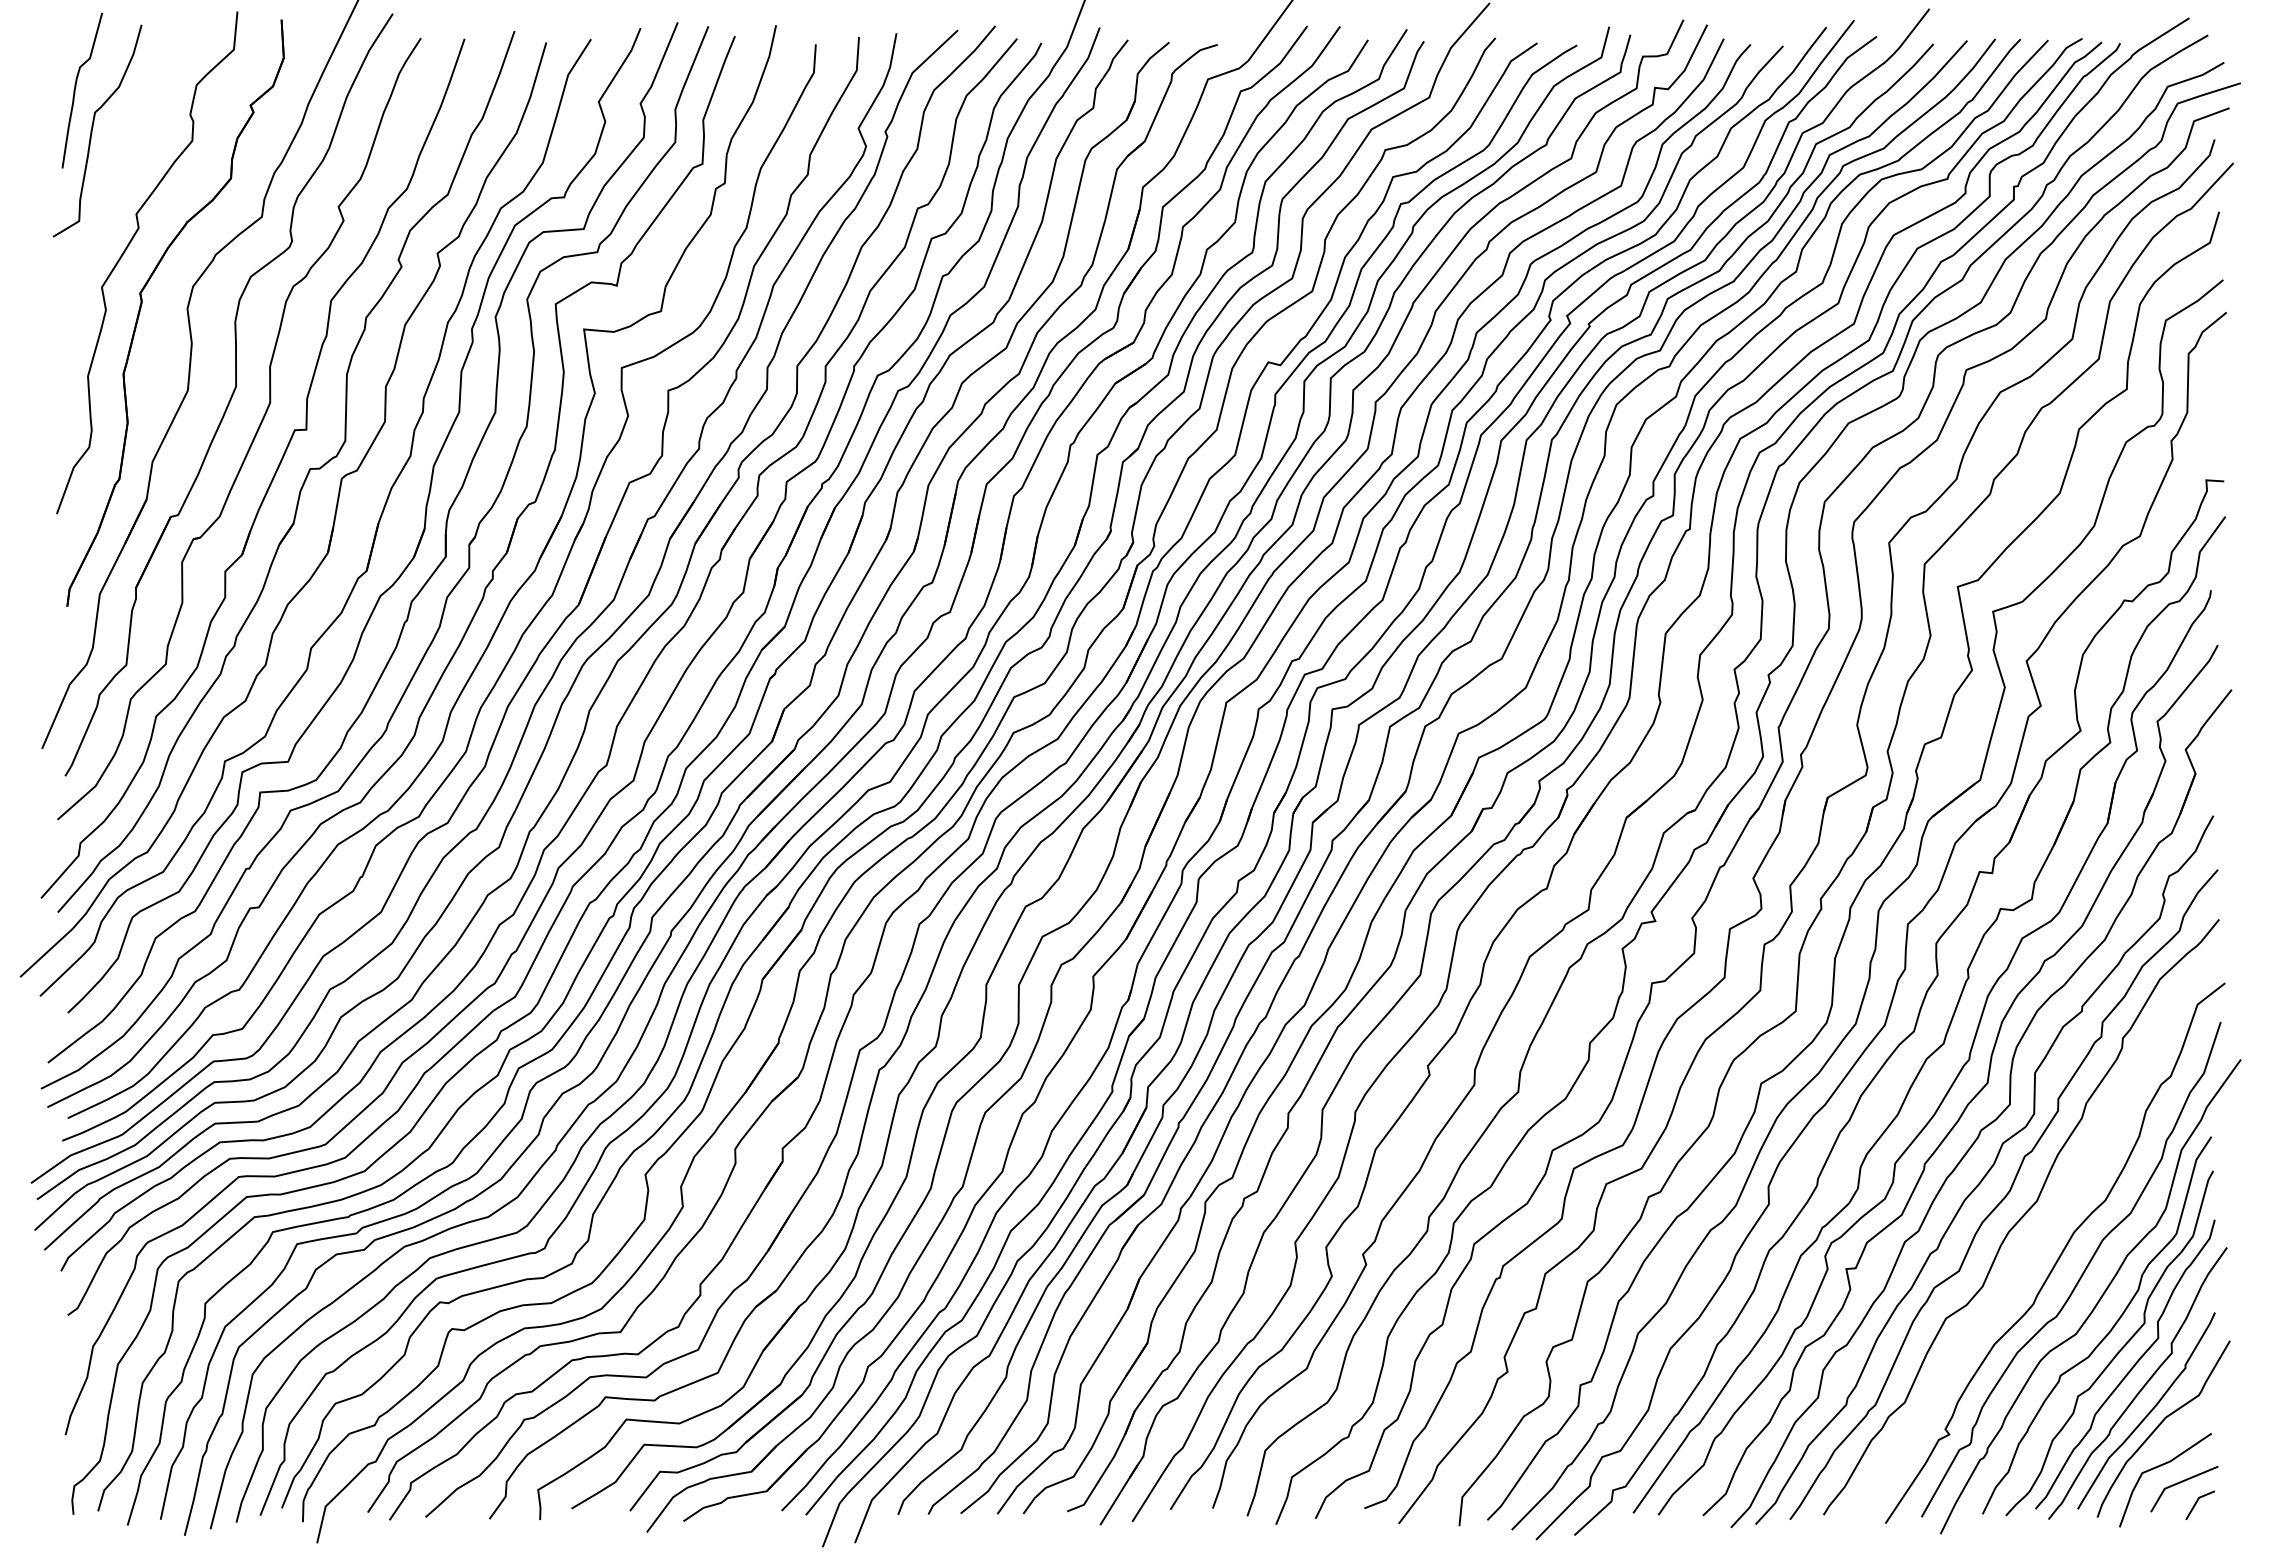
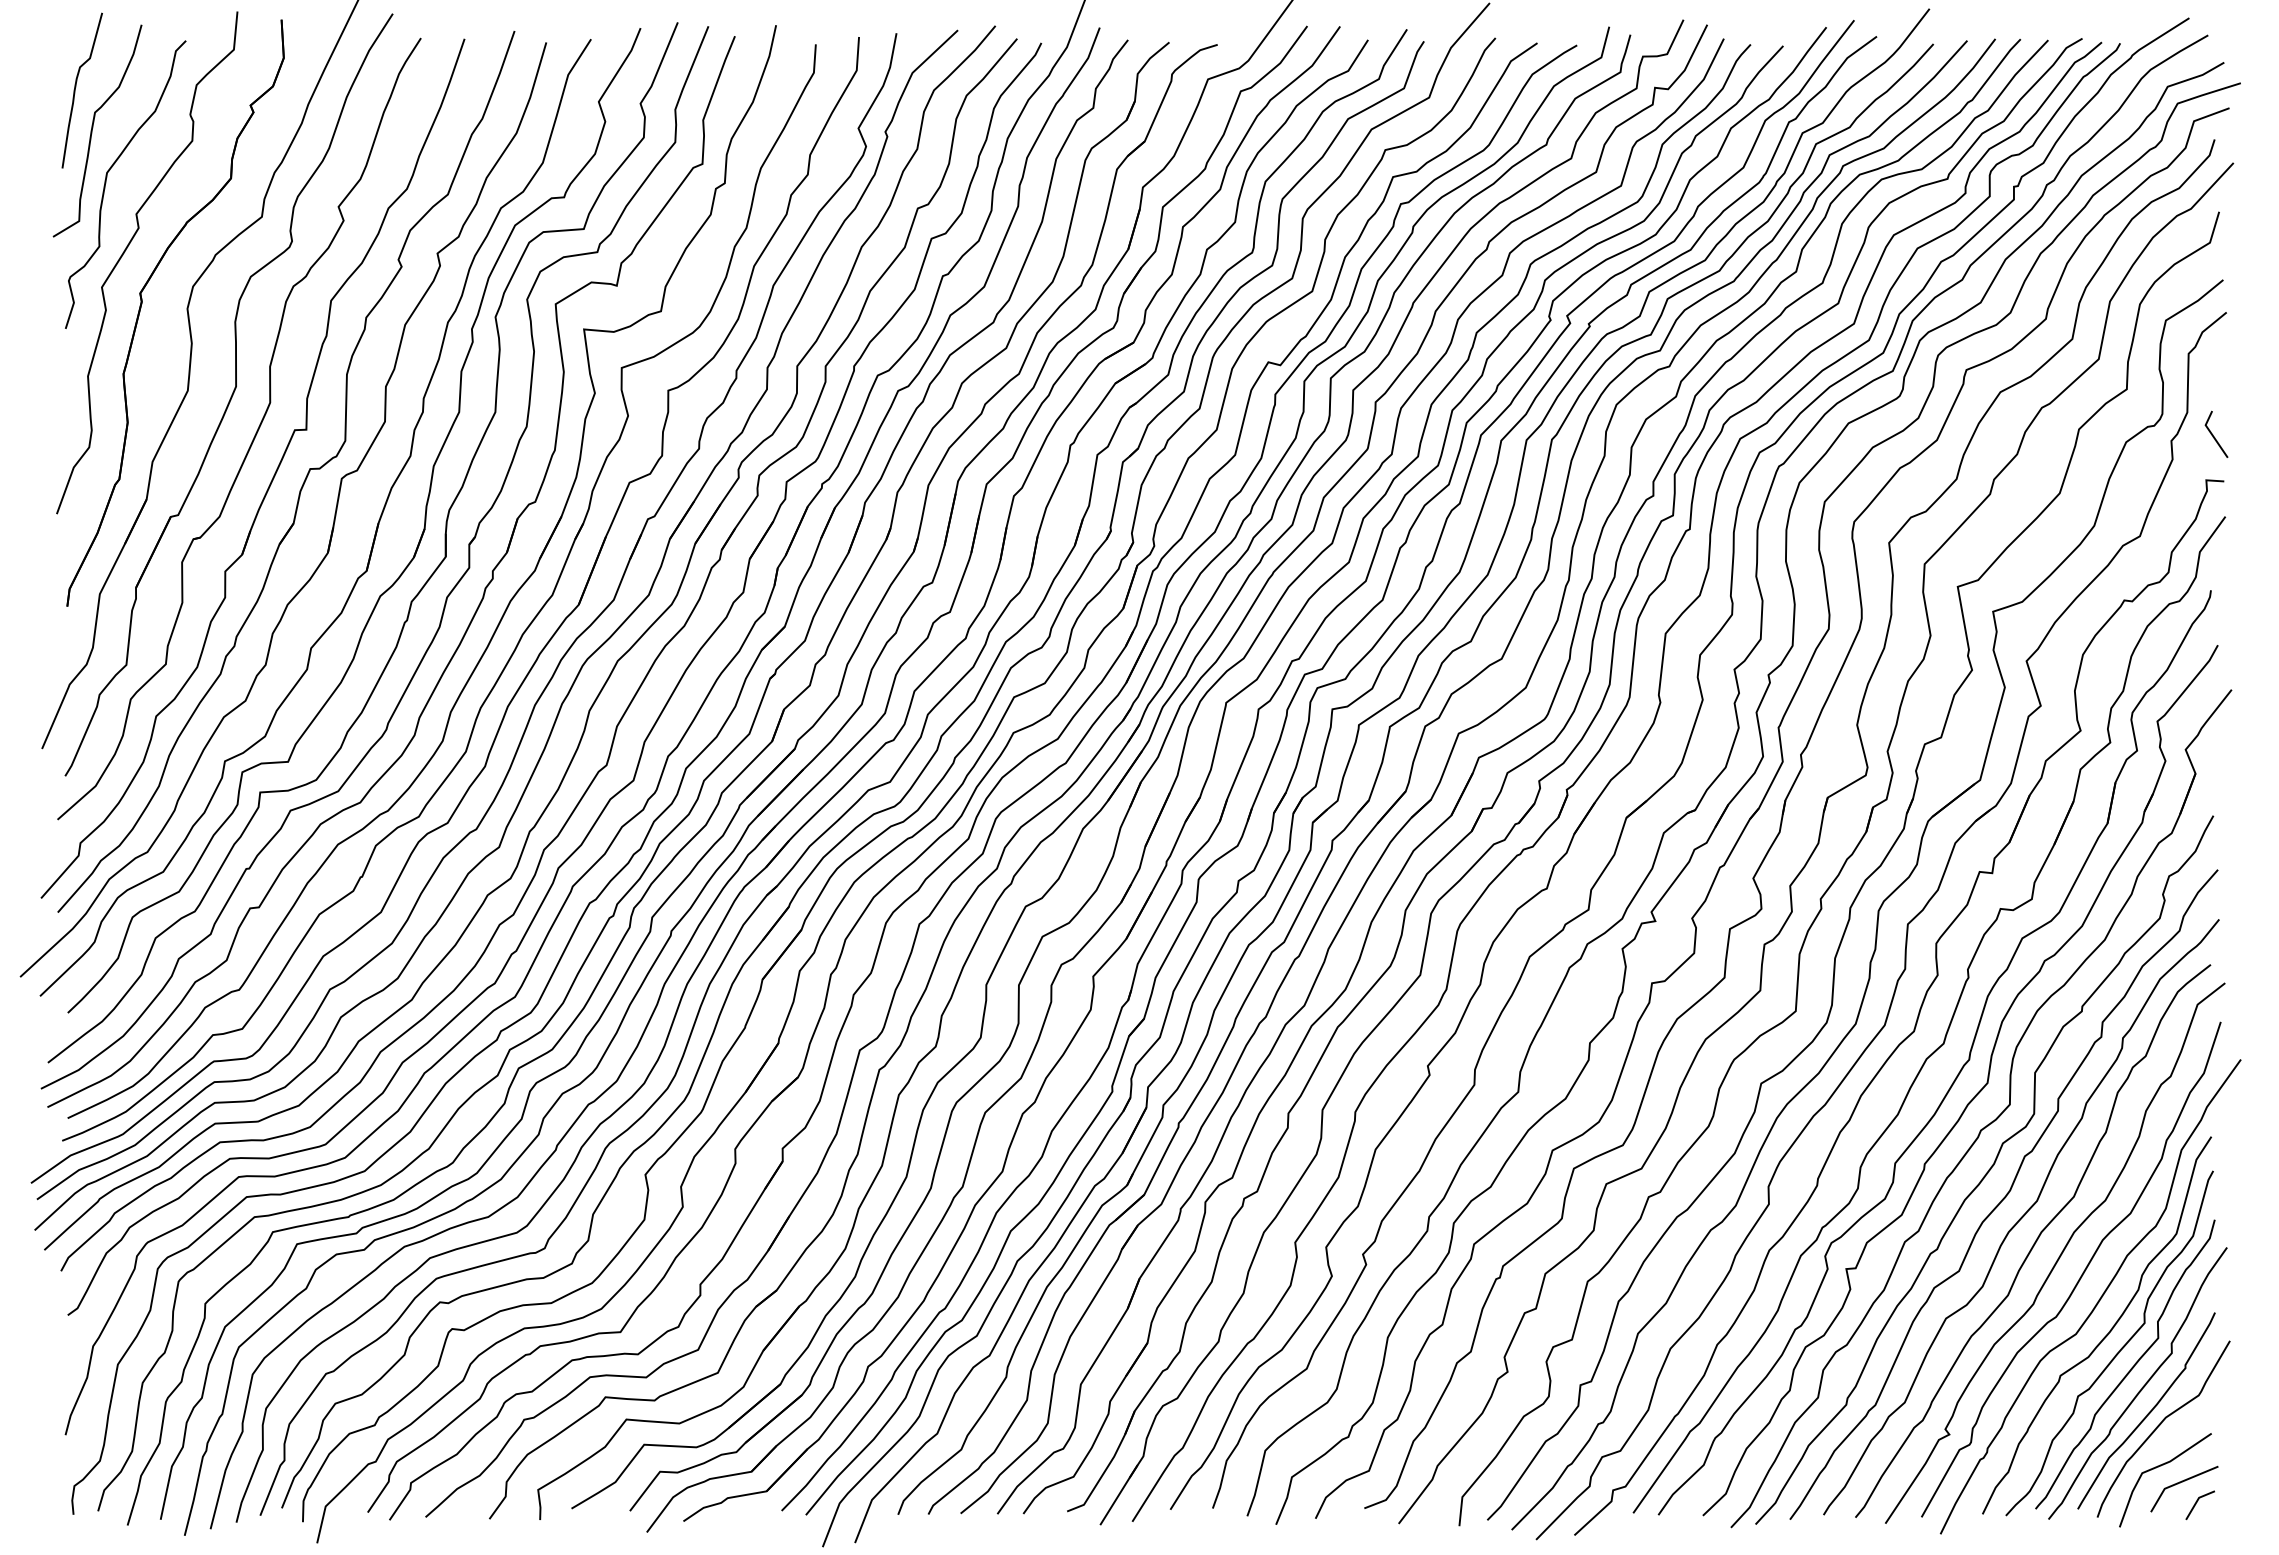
curve: none -> present (106, 183)
line: none -> present (2213, 434)
curve: none -> present (2035, 1240)
